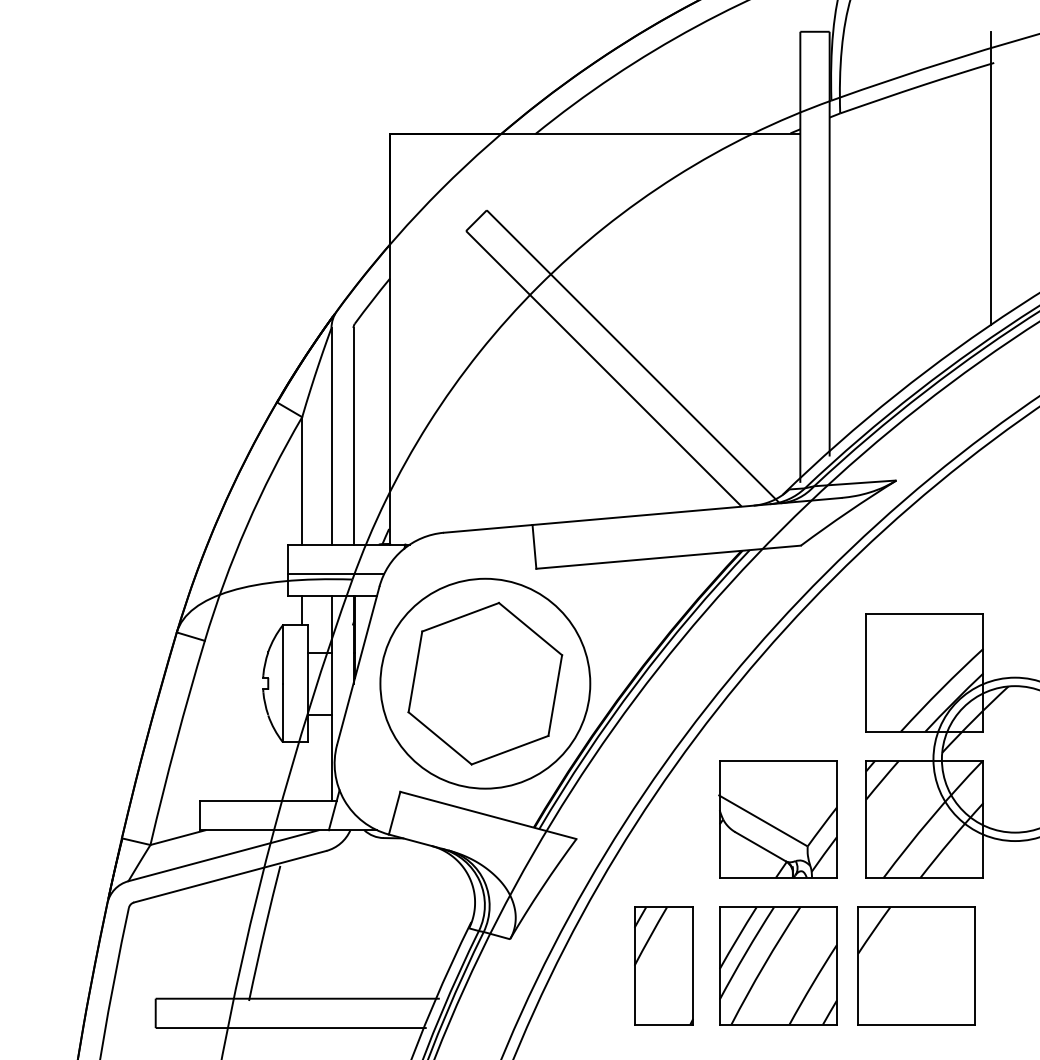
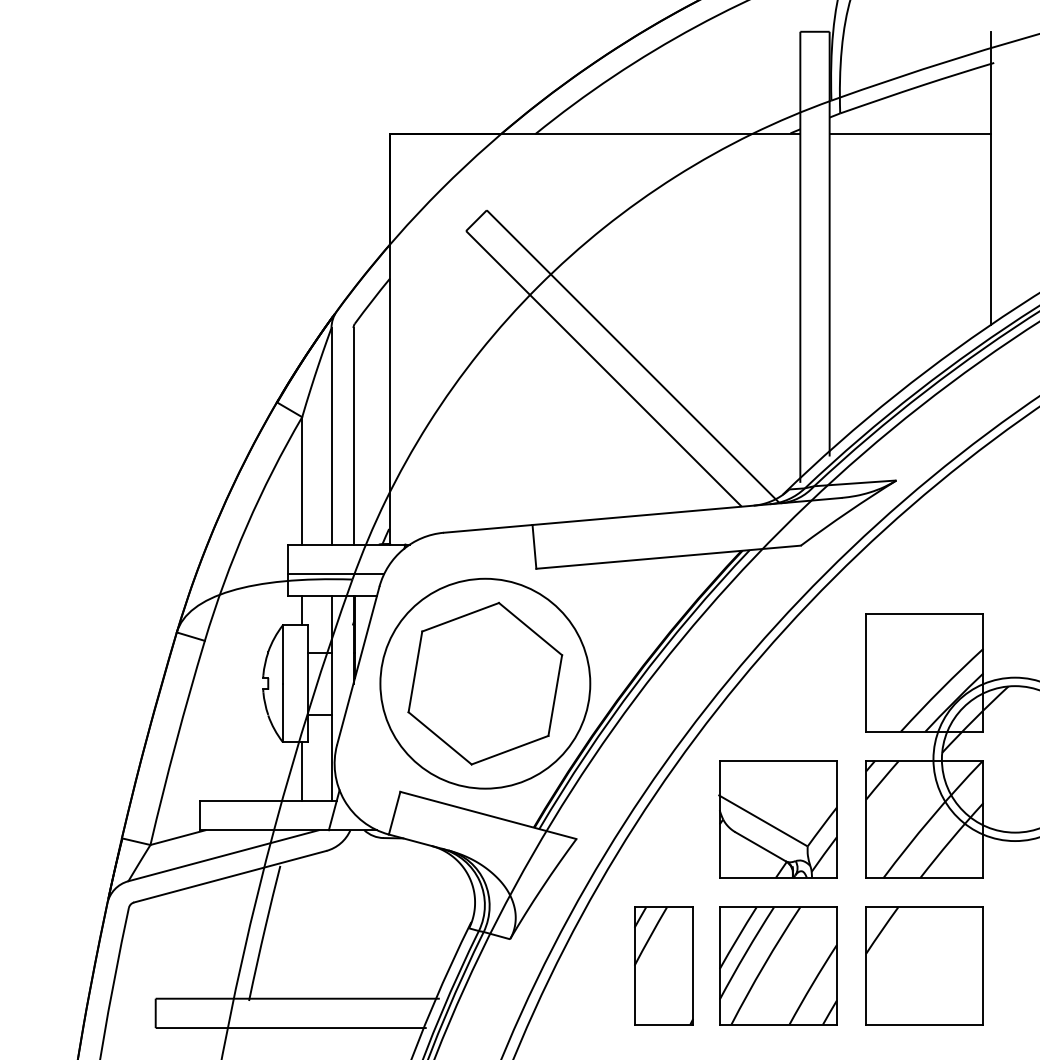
line: none -> present (909, 134)
line: none -> present (302, 771)
part position: (916, 965) -> (924, 965) (924, 965)
